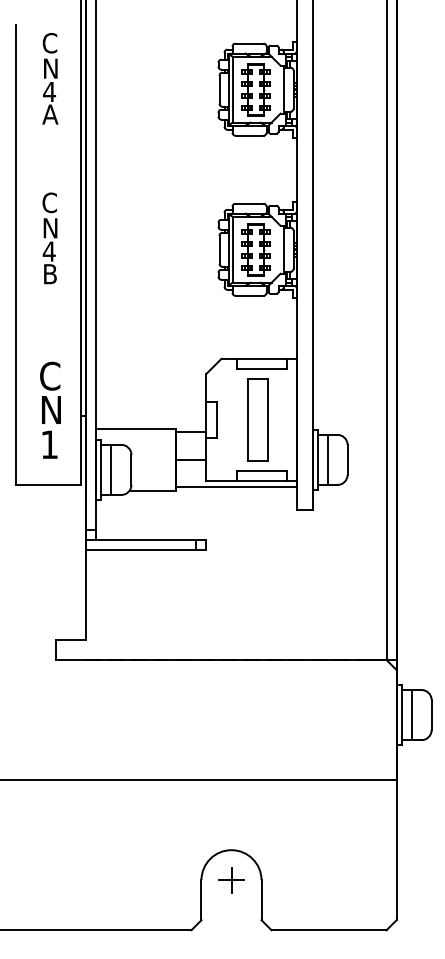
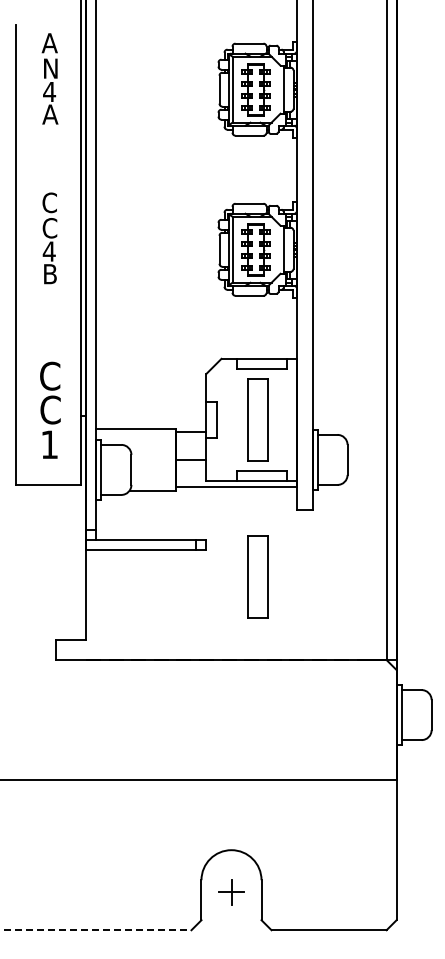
text: C -> A (49, 42)
text: N -> C (49, 228)
text: N -> C (50, 409)
line: present -> none (327, 459)
line: present -> none (111, 469)
part: none -> present (257, 576)
line: present -> none (411, 715)
part position: (231, 880) -> (231, 892) (231, 892)
line: solid -> dashed (96, 930)
